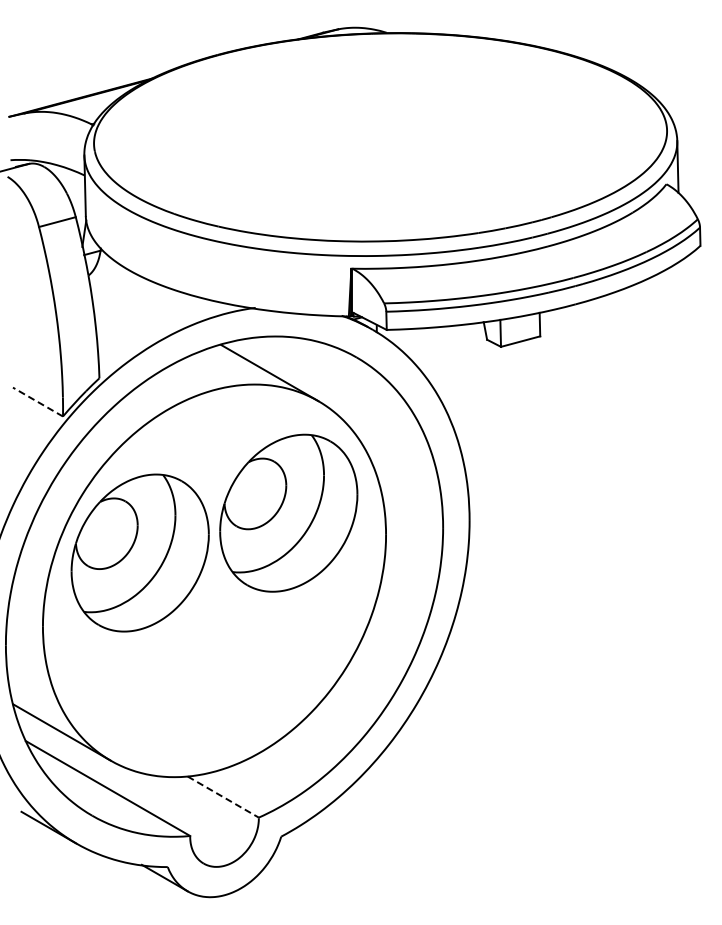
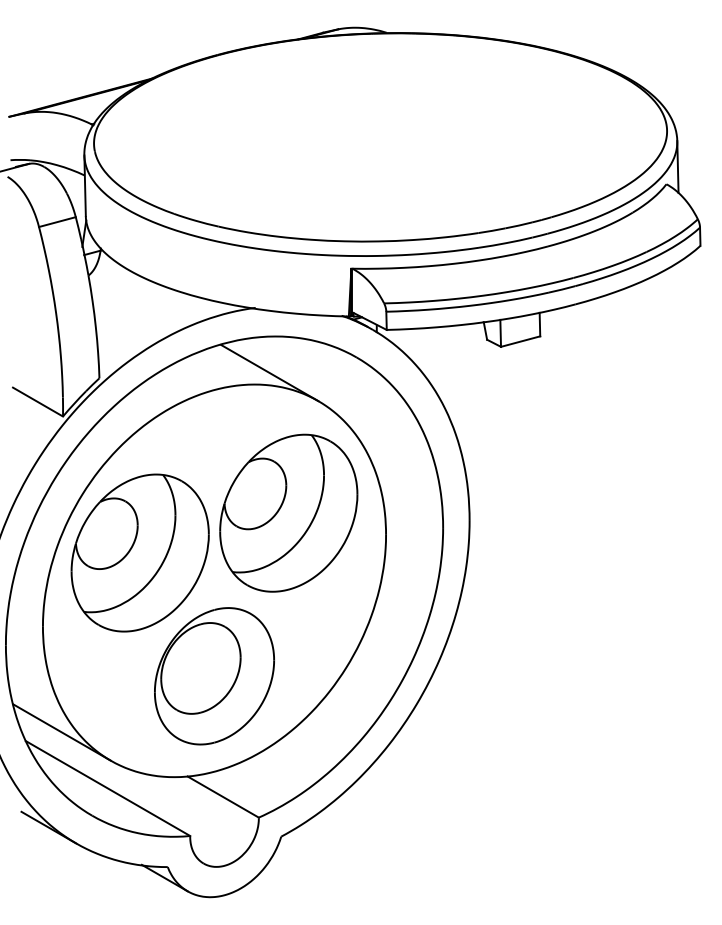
line: dashed -> solid (38, 402)
part: none -> present (214, 676)
line: dashed -> solid (223, 797)
